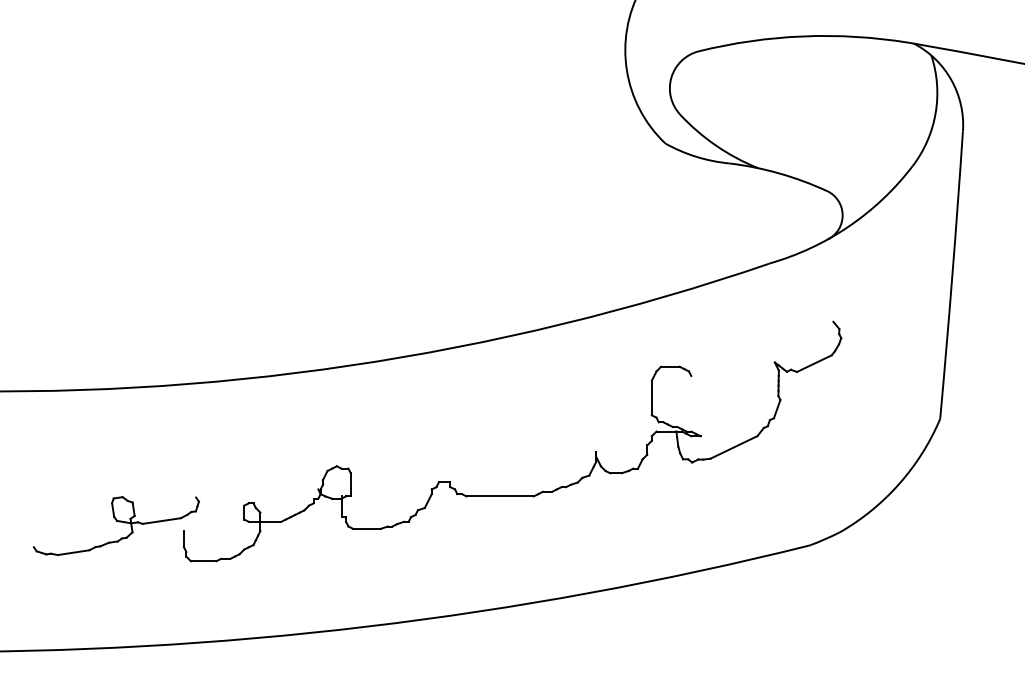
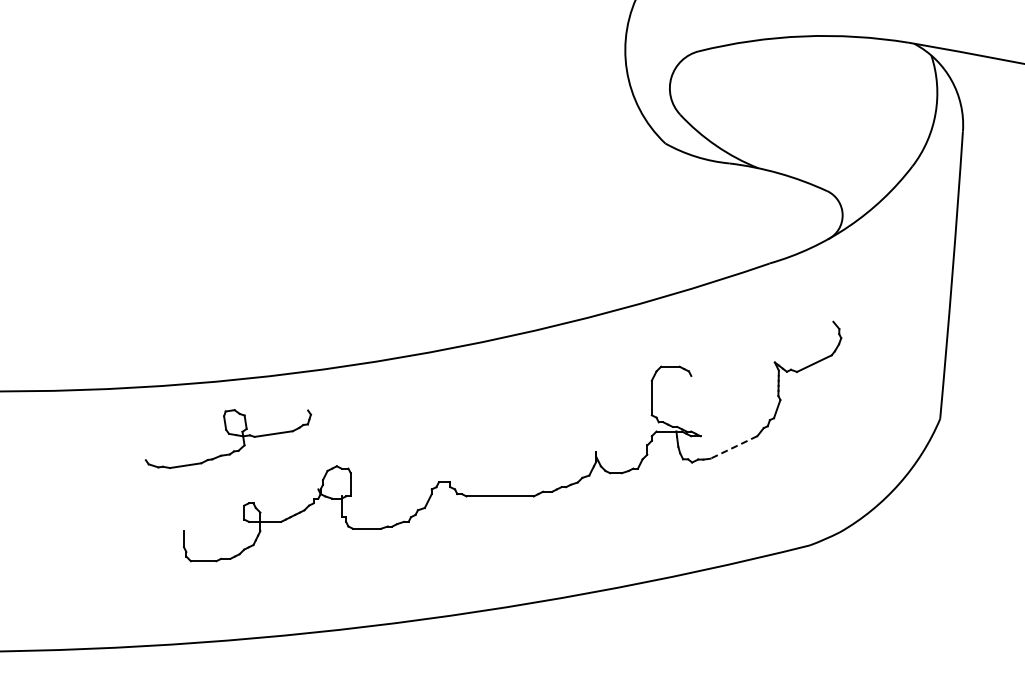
line: solid -> dashed (733, 447)
part position: (116, 525) -> (228, 438) (228, 438)
